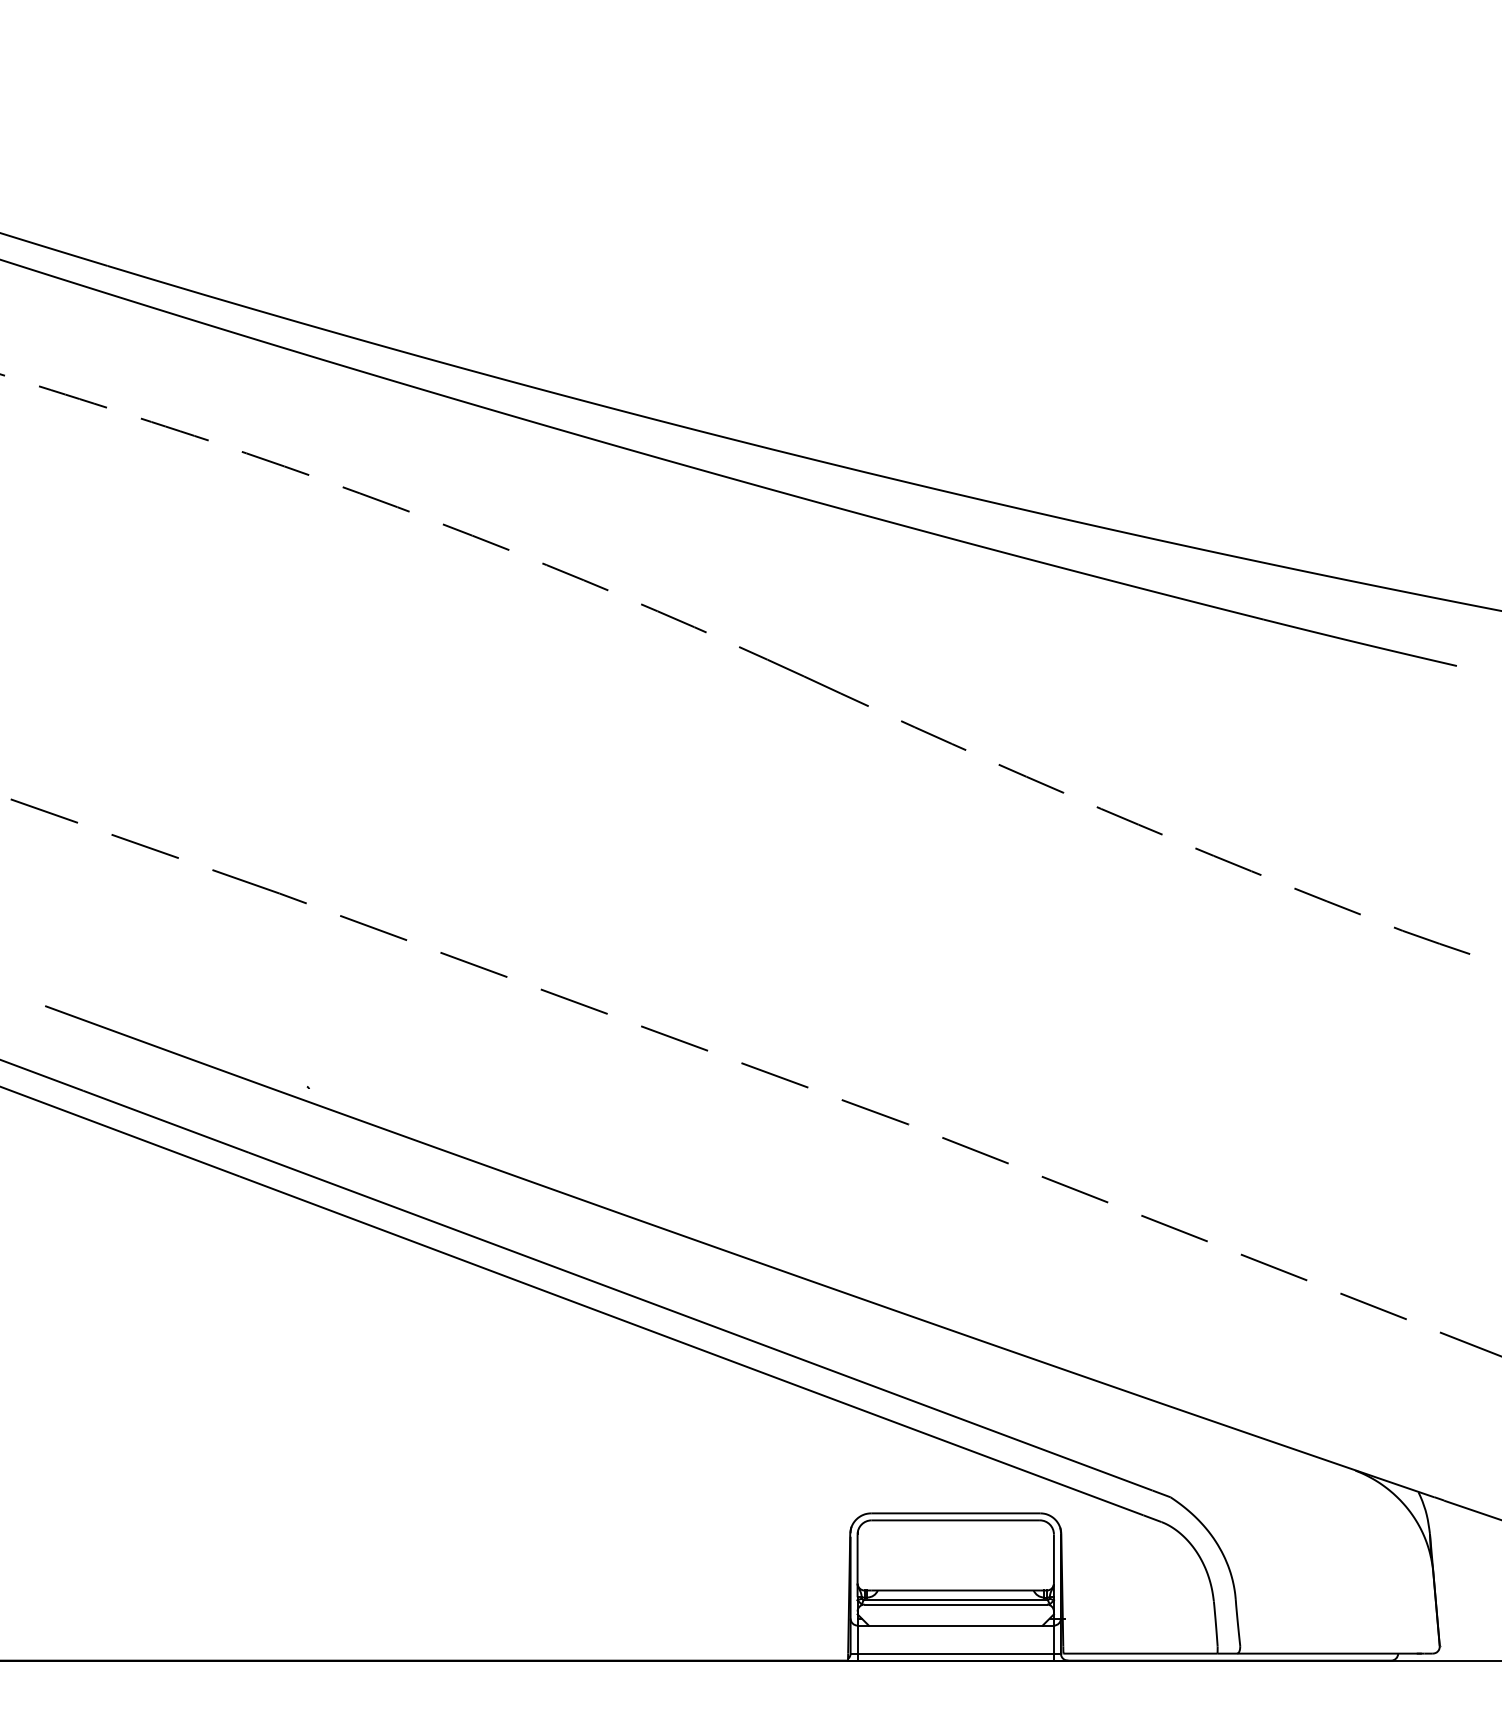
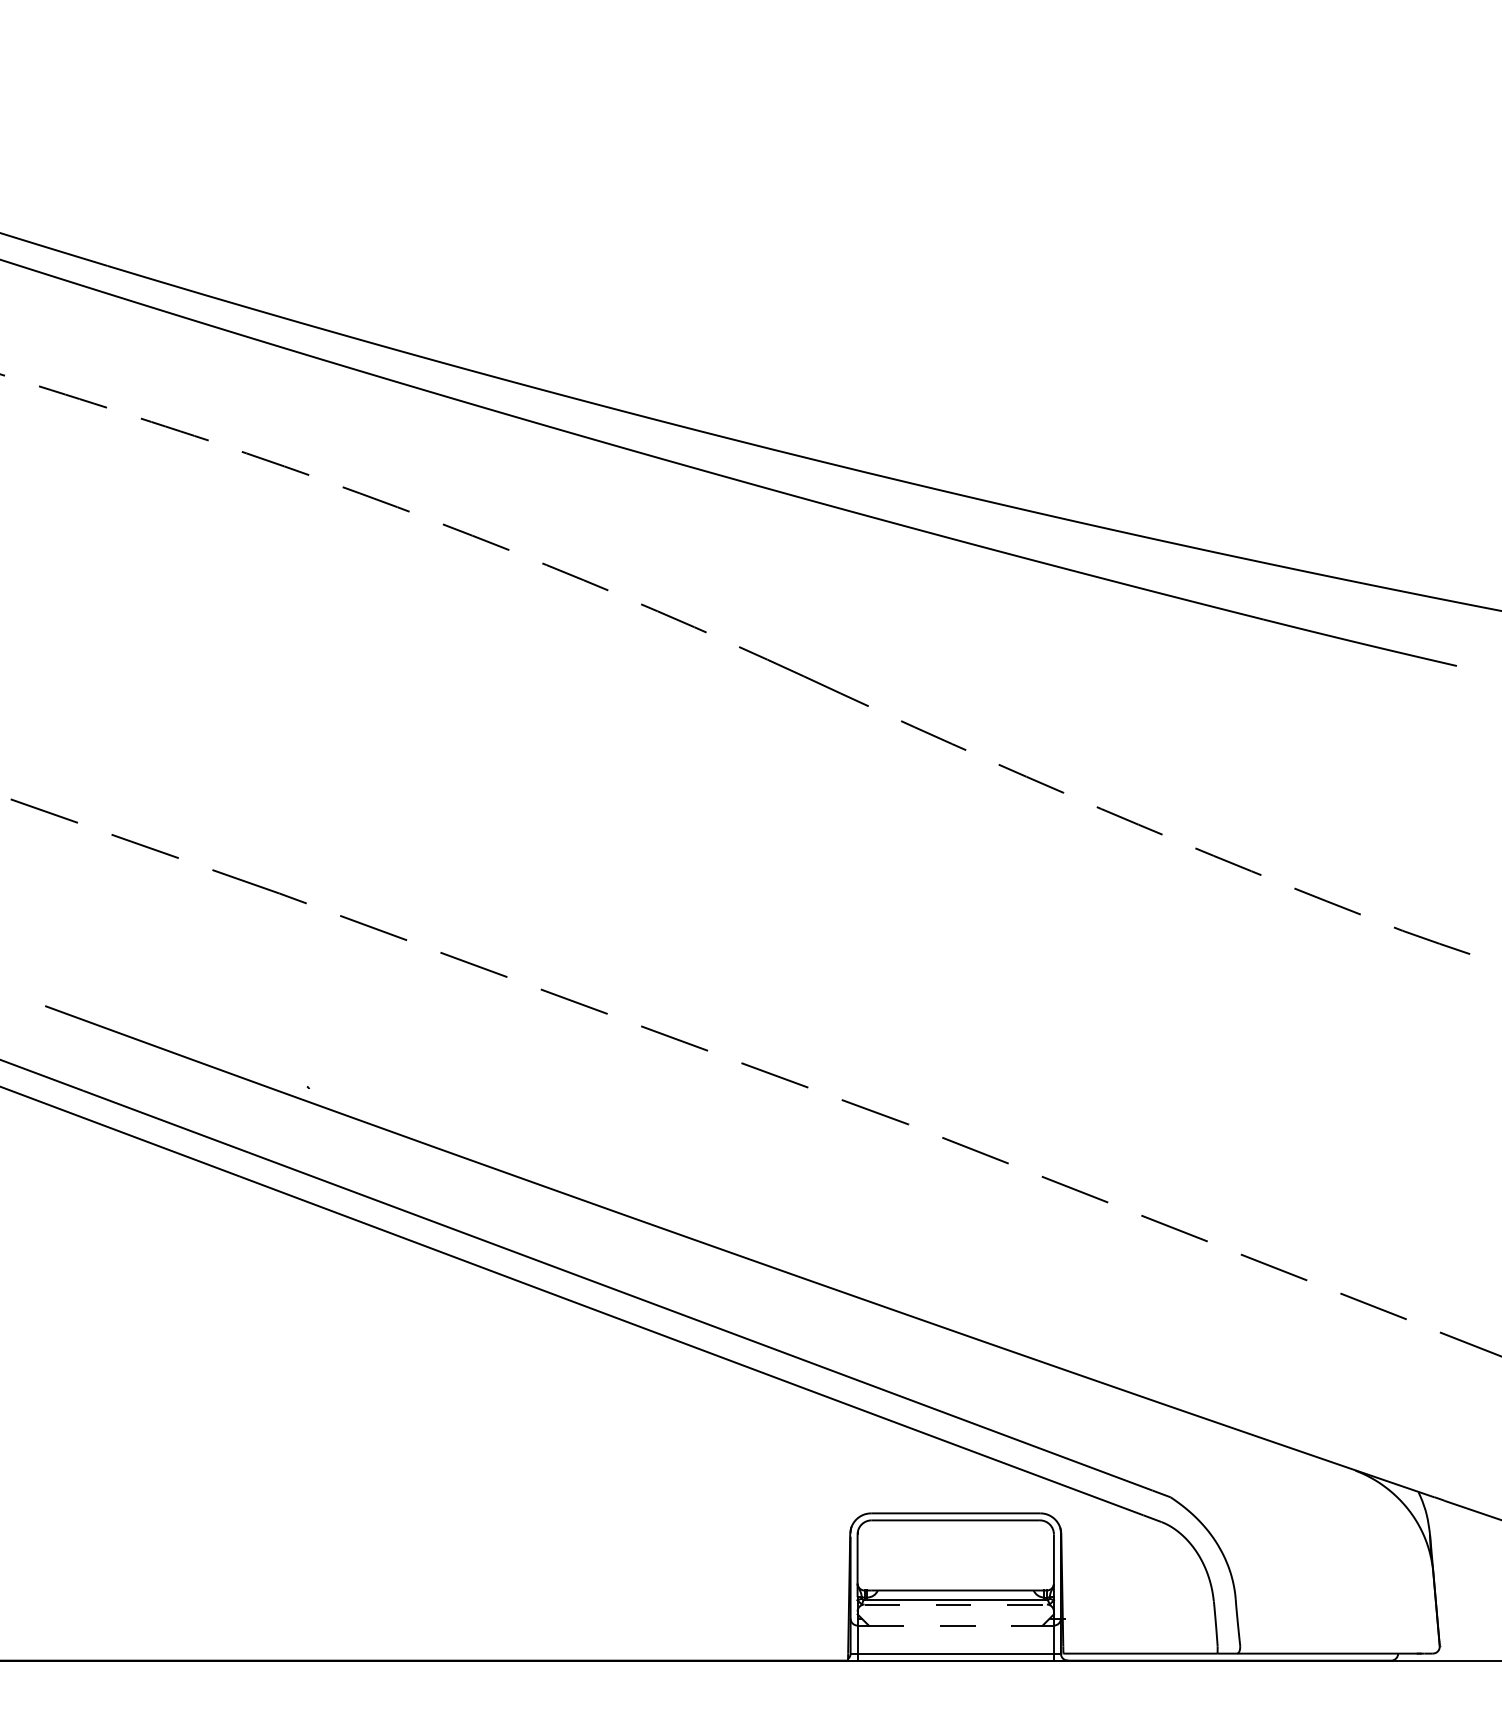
line: solid -> dashed (956, 1604)
line: solid -> dashed (955, 1625)
